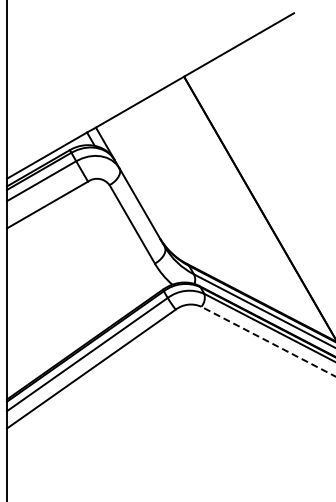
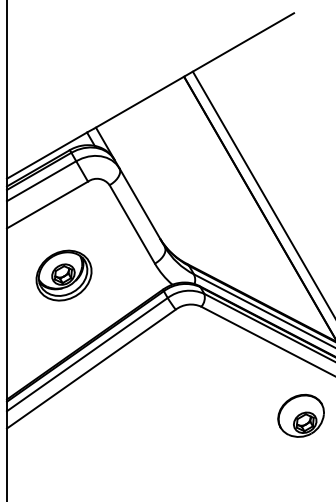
line: none -> present (262, 192)
part: none -> present (63, 275)
line: dashed -> solid (268, 341)
part: none -> present (300, 415)
